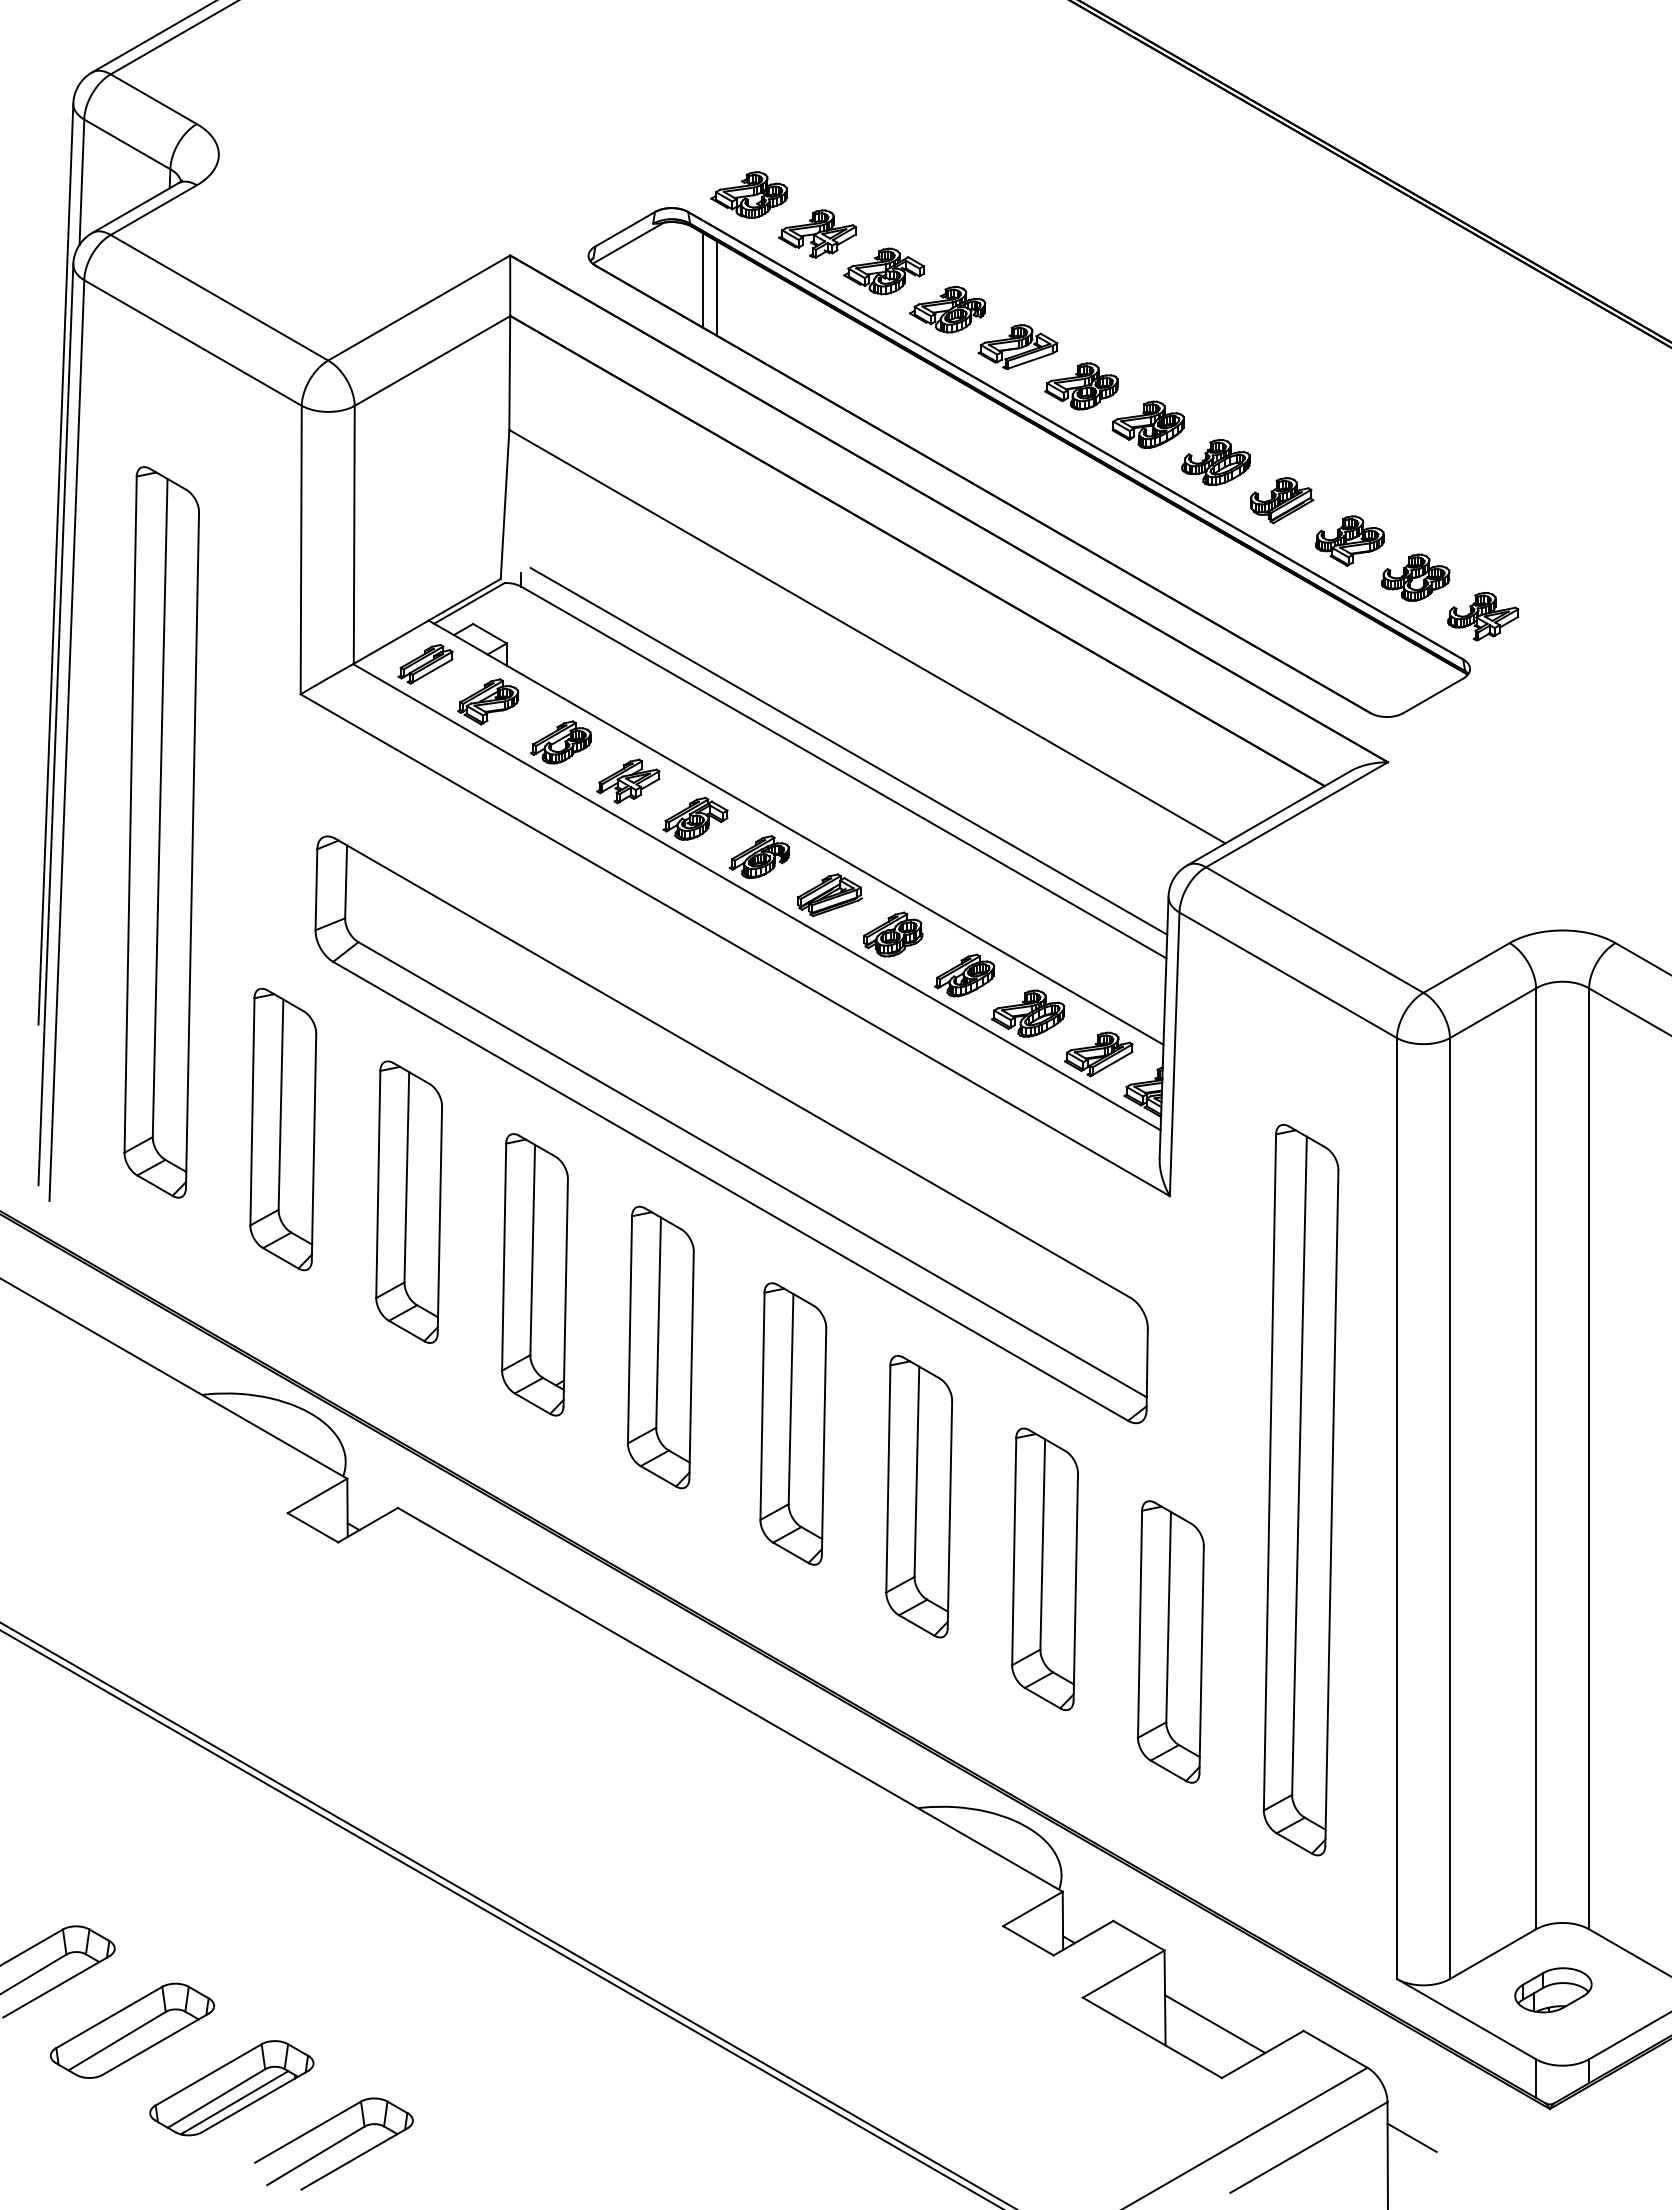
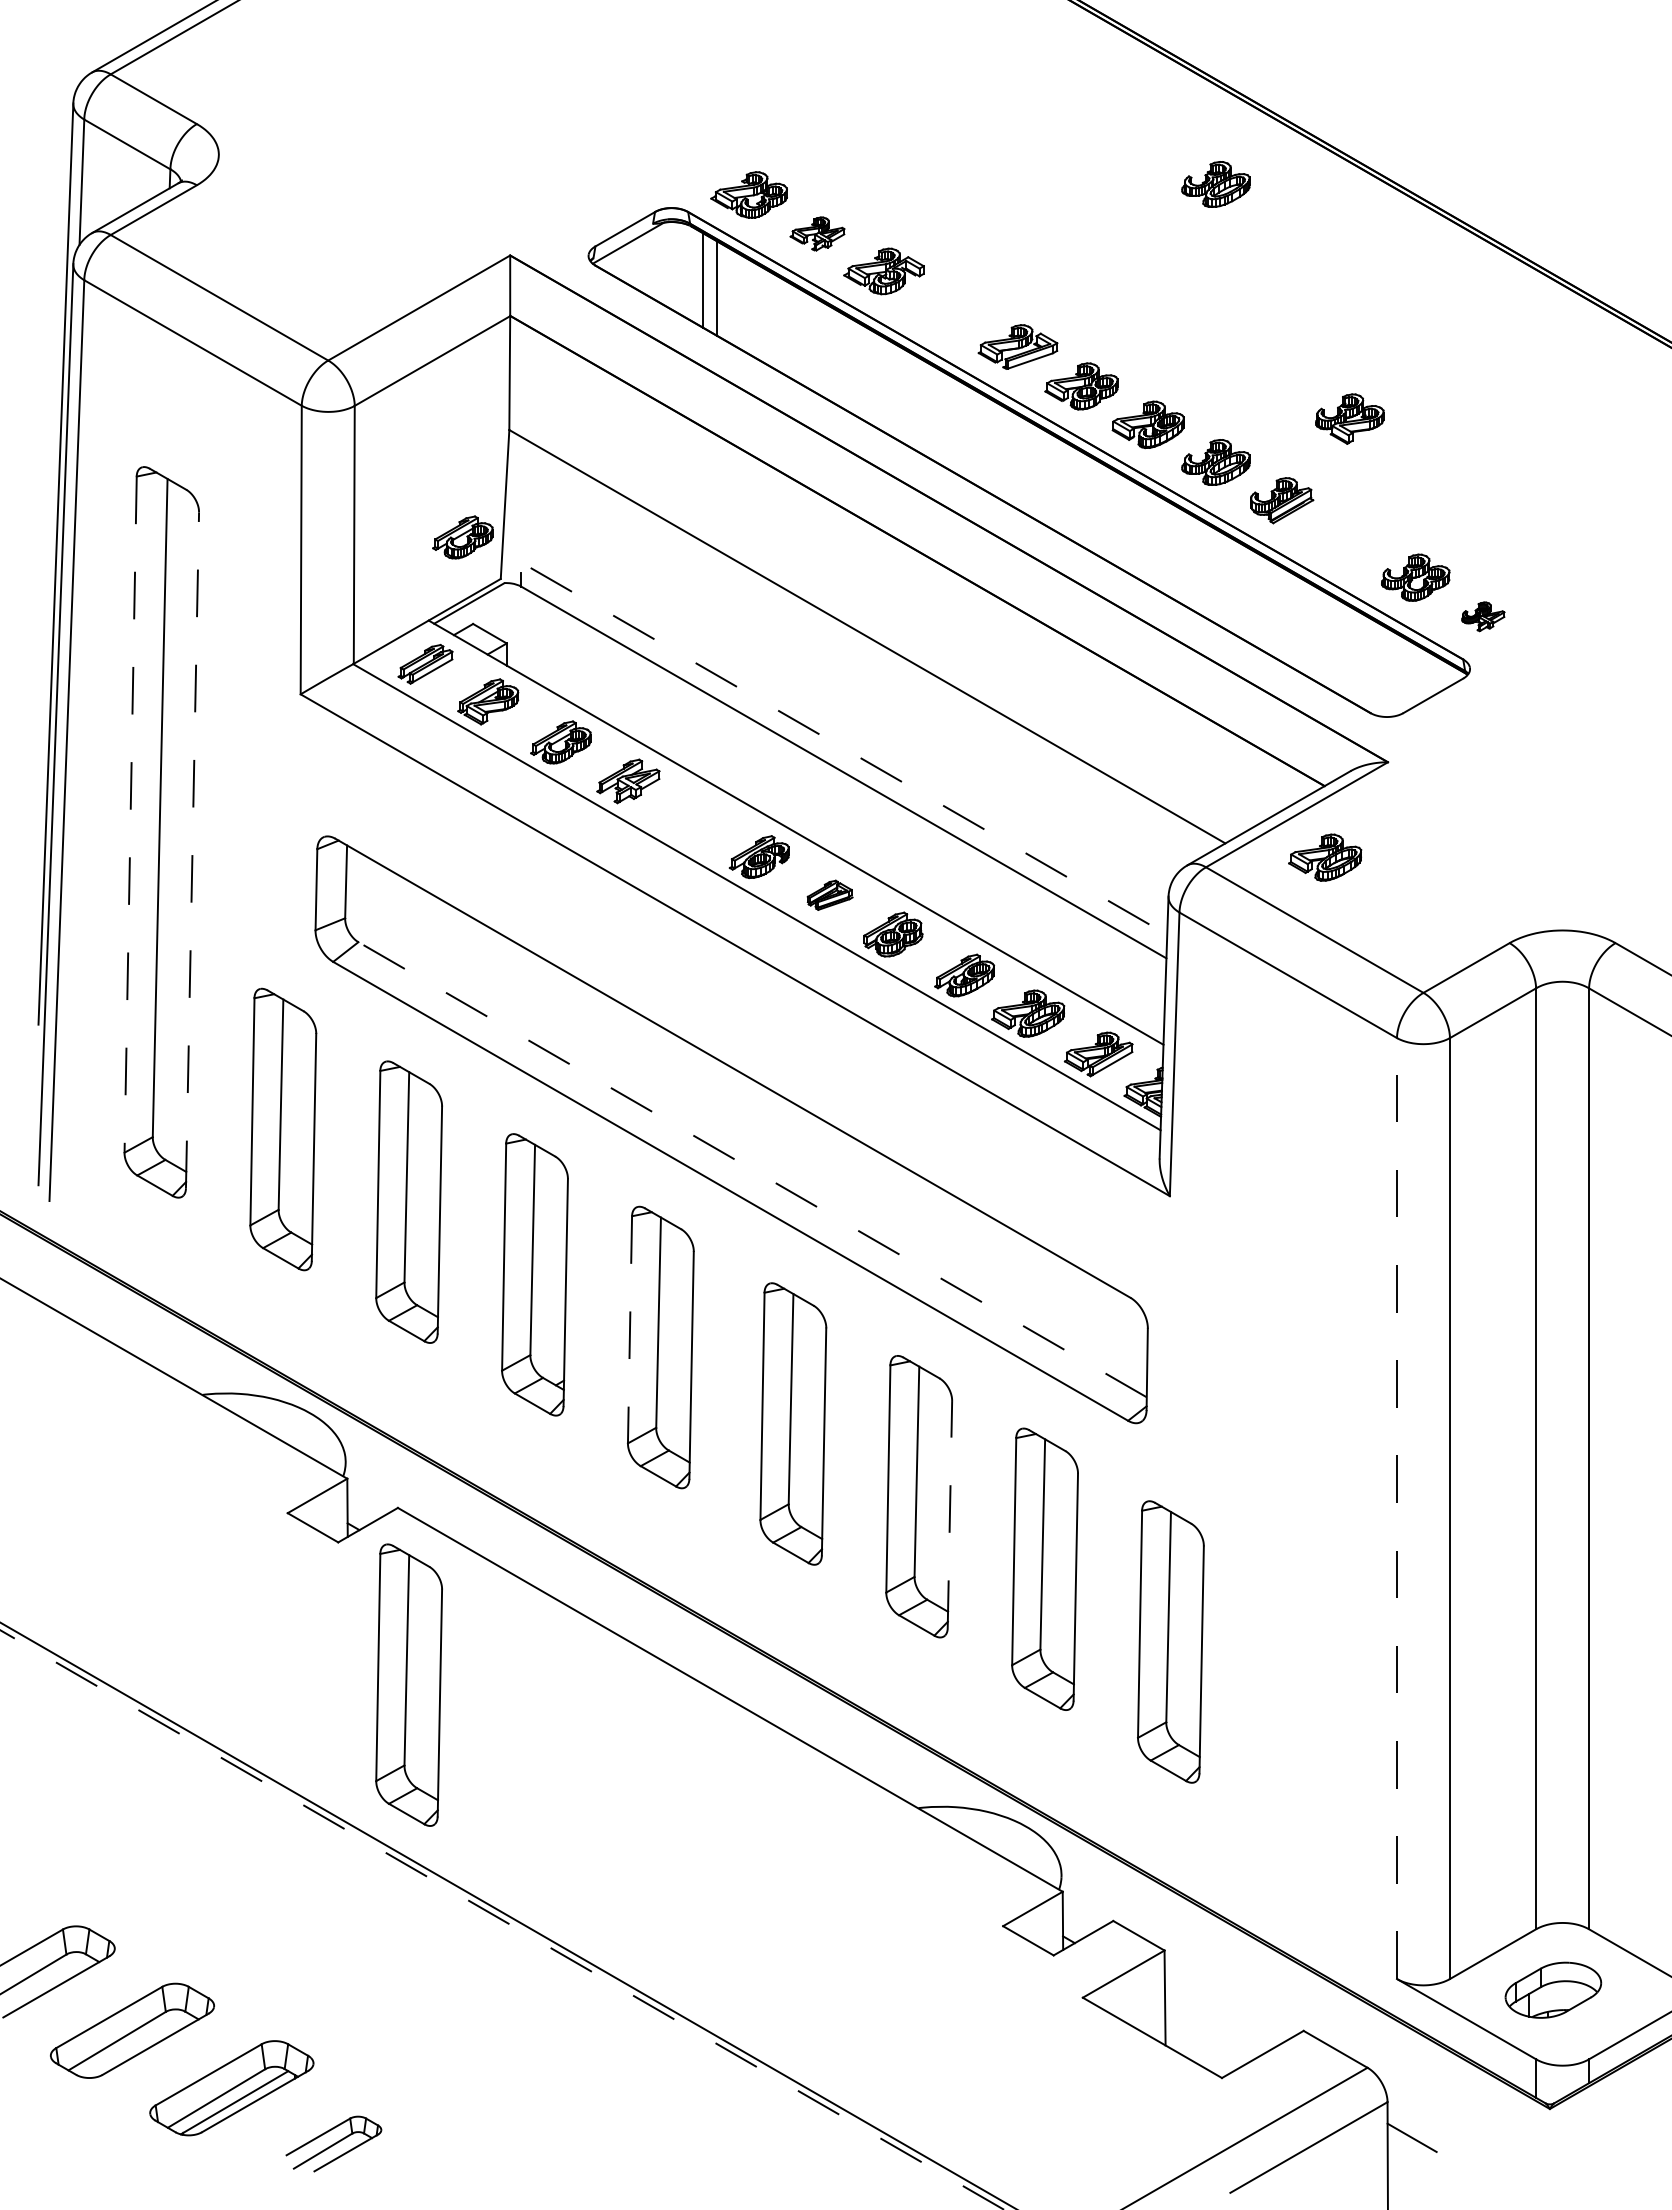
part: none -> present (1215, 184)
part size: 79x50 px -> 57x36 px (817, 233)
part: present -> none (947, 309)
part: none -> present (462, 537)
part position: (1349, 540) -> (1349, 418) (1349, 418)
part size: 73x50 px -> 45x32 px (1483, 616)
line: solid -> dashed (849, 751)
line: solid -> dashed (130, 815)
part: present -> none (695, 818)
line: solid -> dashed (192, 850)
part: none -> present (1325, 857)
part size: 67x45 px -> 48x32 px (829, 894)
line: solid -> dashed (752, 1169)
line: solid -> dashed (630, 1329)
part: present -> none (1300, 1490)
line: solid -> dashed (1397, 1508)
line: solid -> dashed (949, 1514)
part: none -> present (408, 1684)
line: solid -> dashed (502, 1920)
part size: 79x47 px -> 99x58 px (1553, 1989)
line: present -> none (1215, 2024)
part size: 160x94 px -> 98x58 px (333, 2143)
